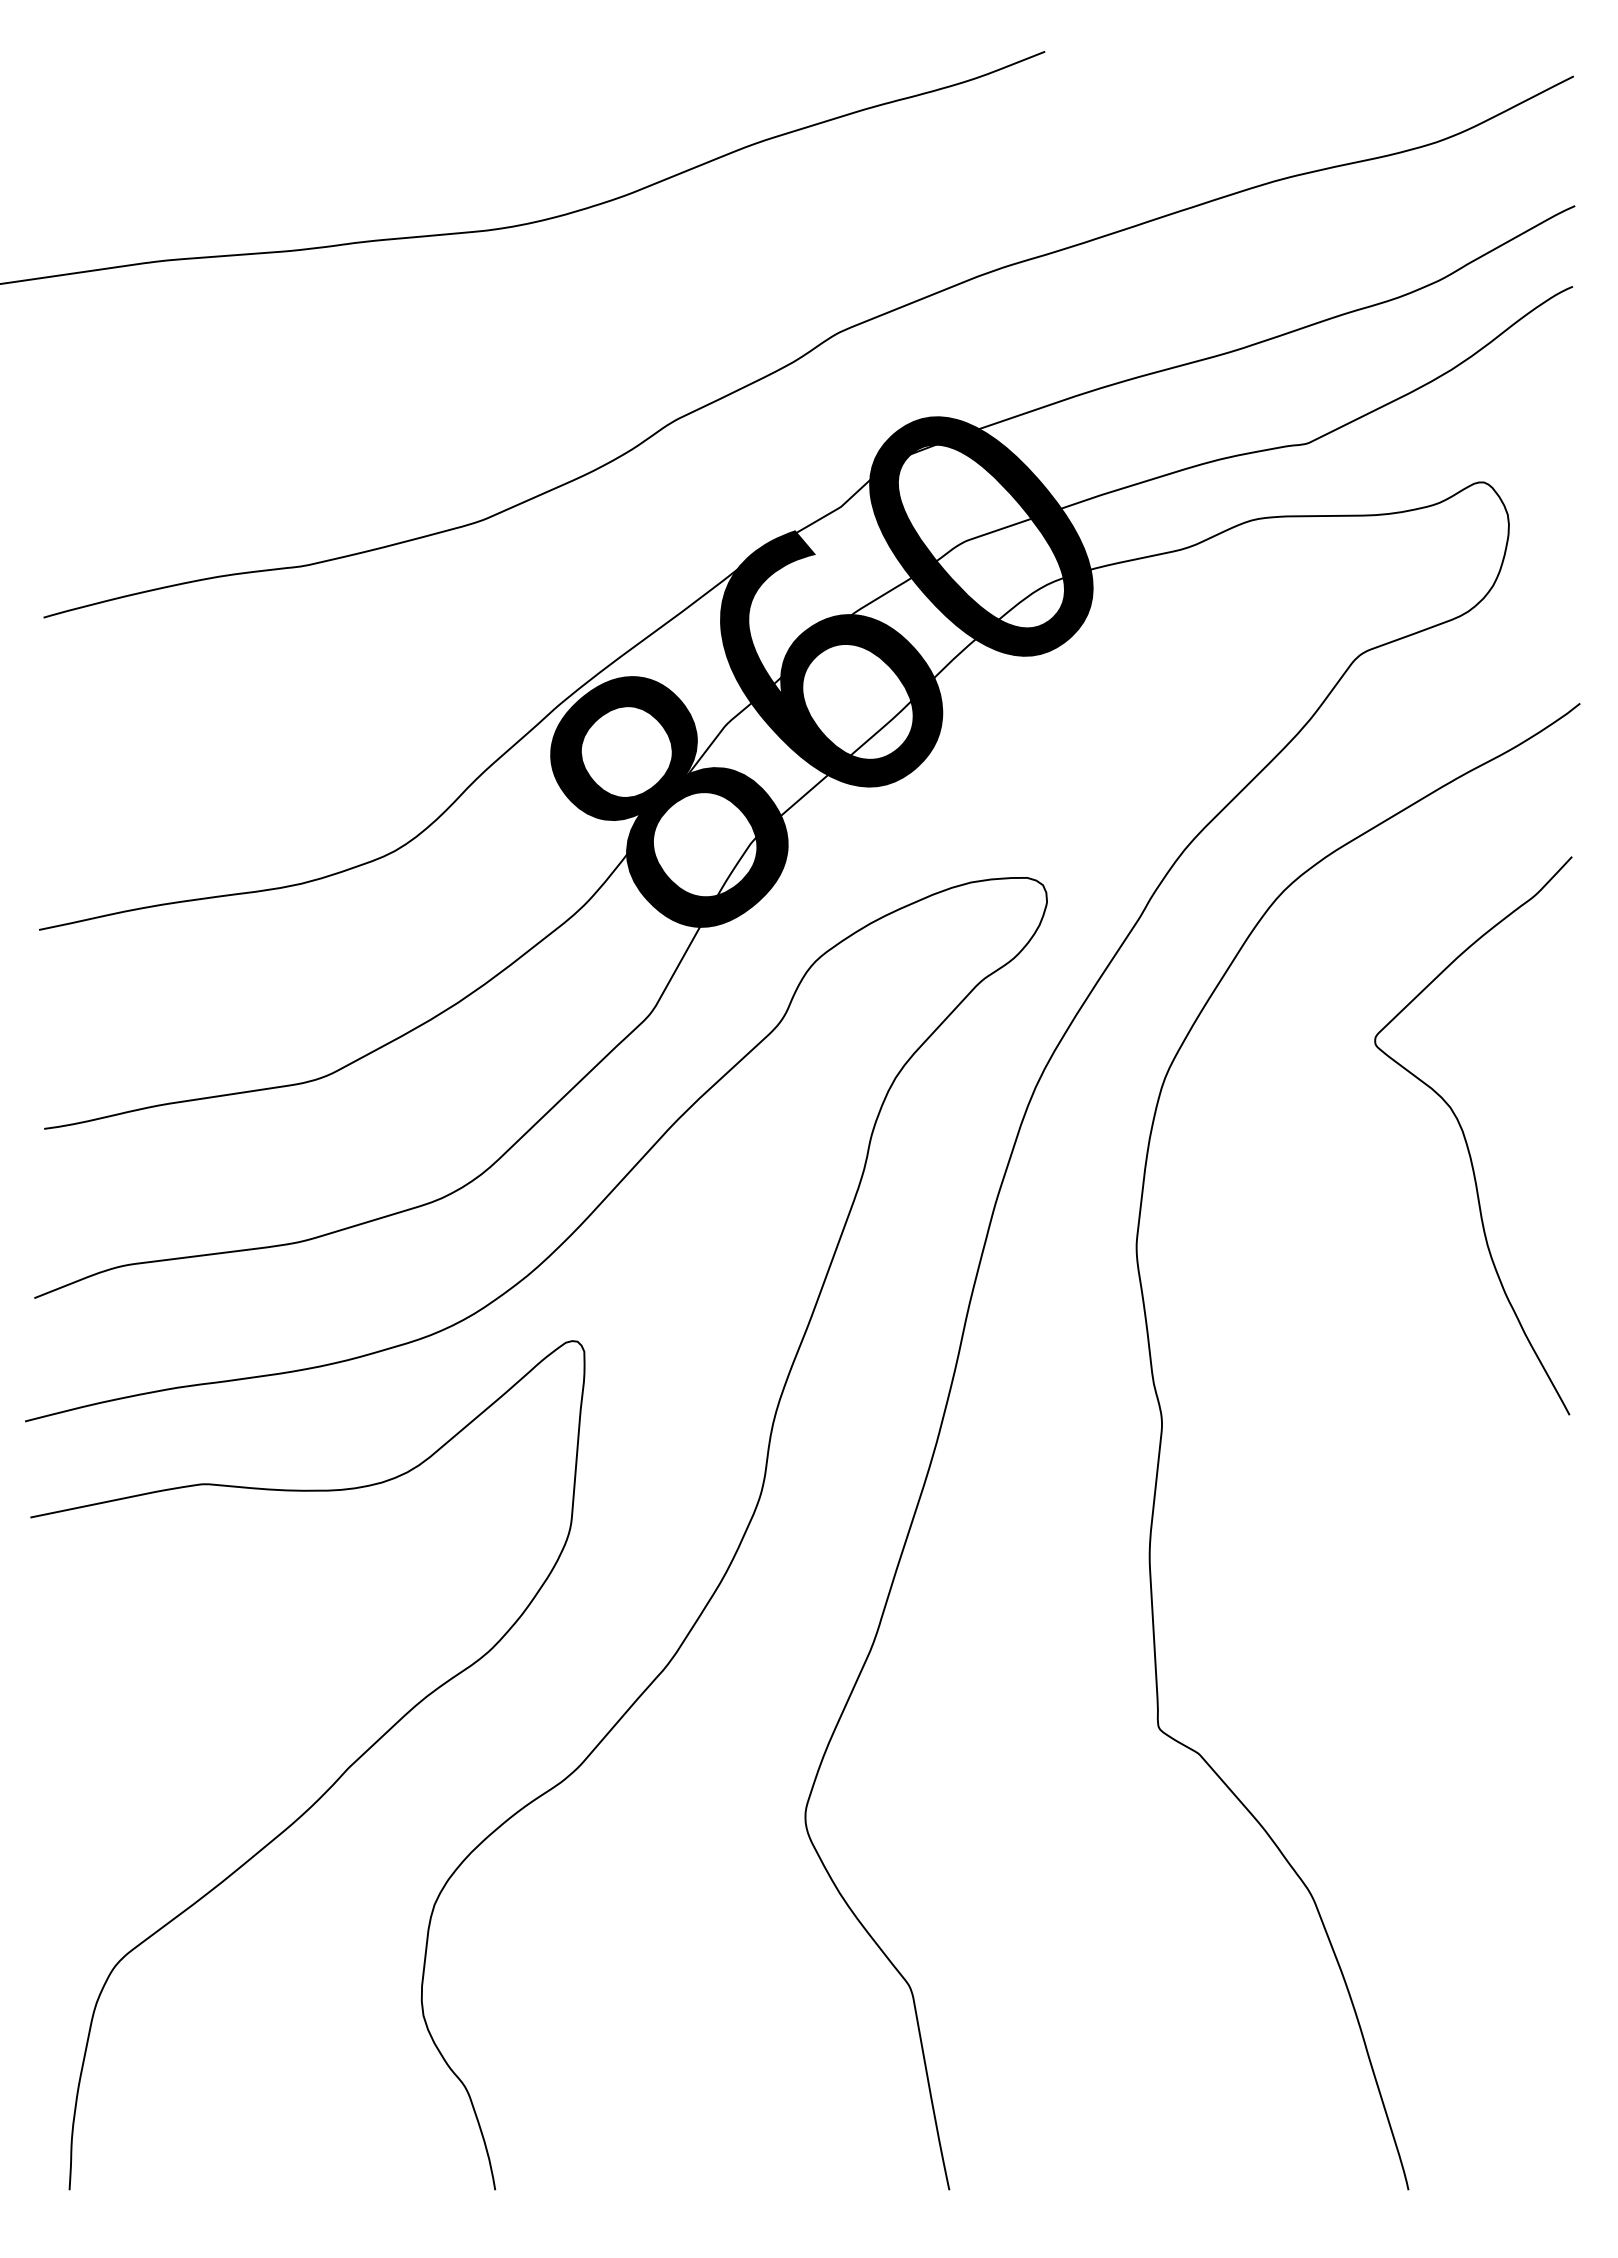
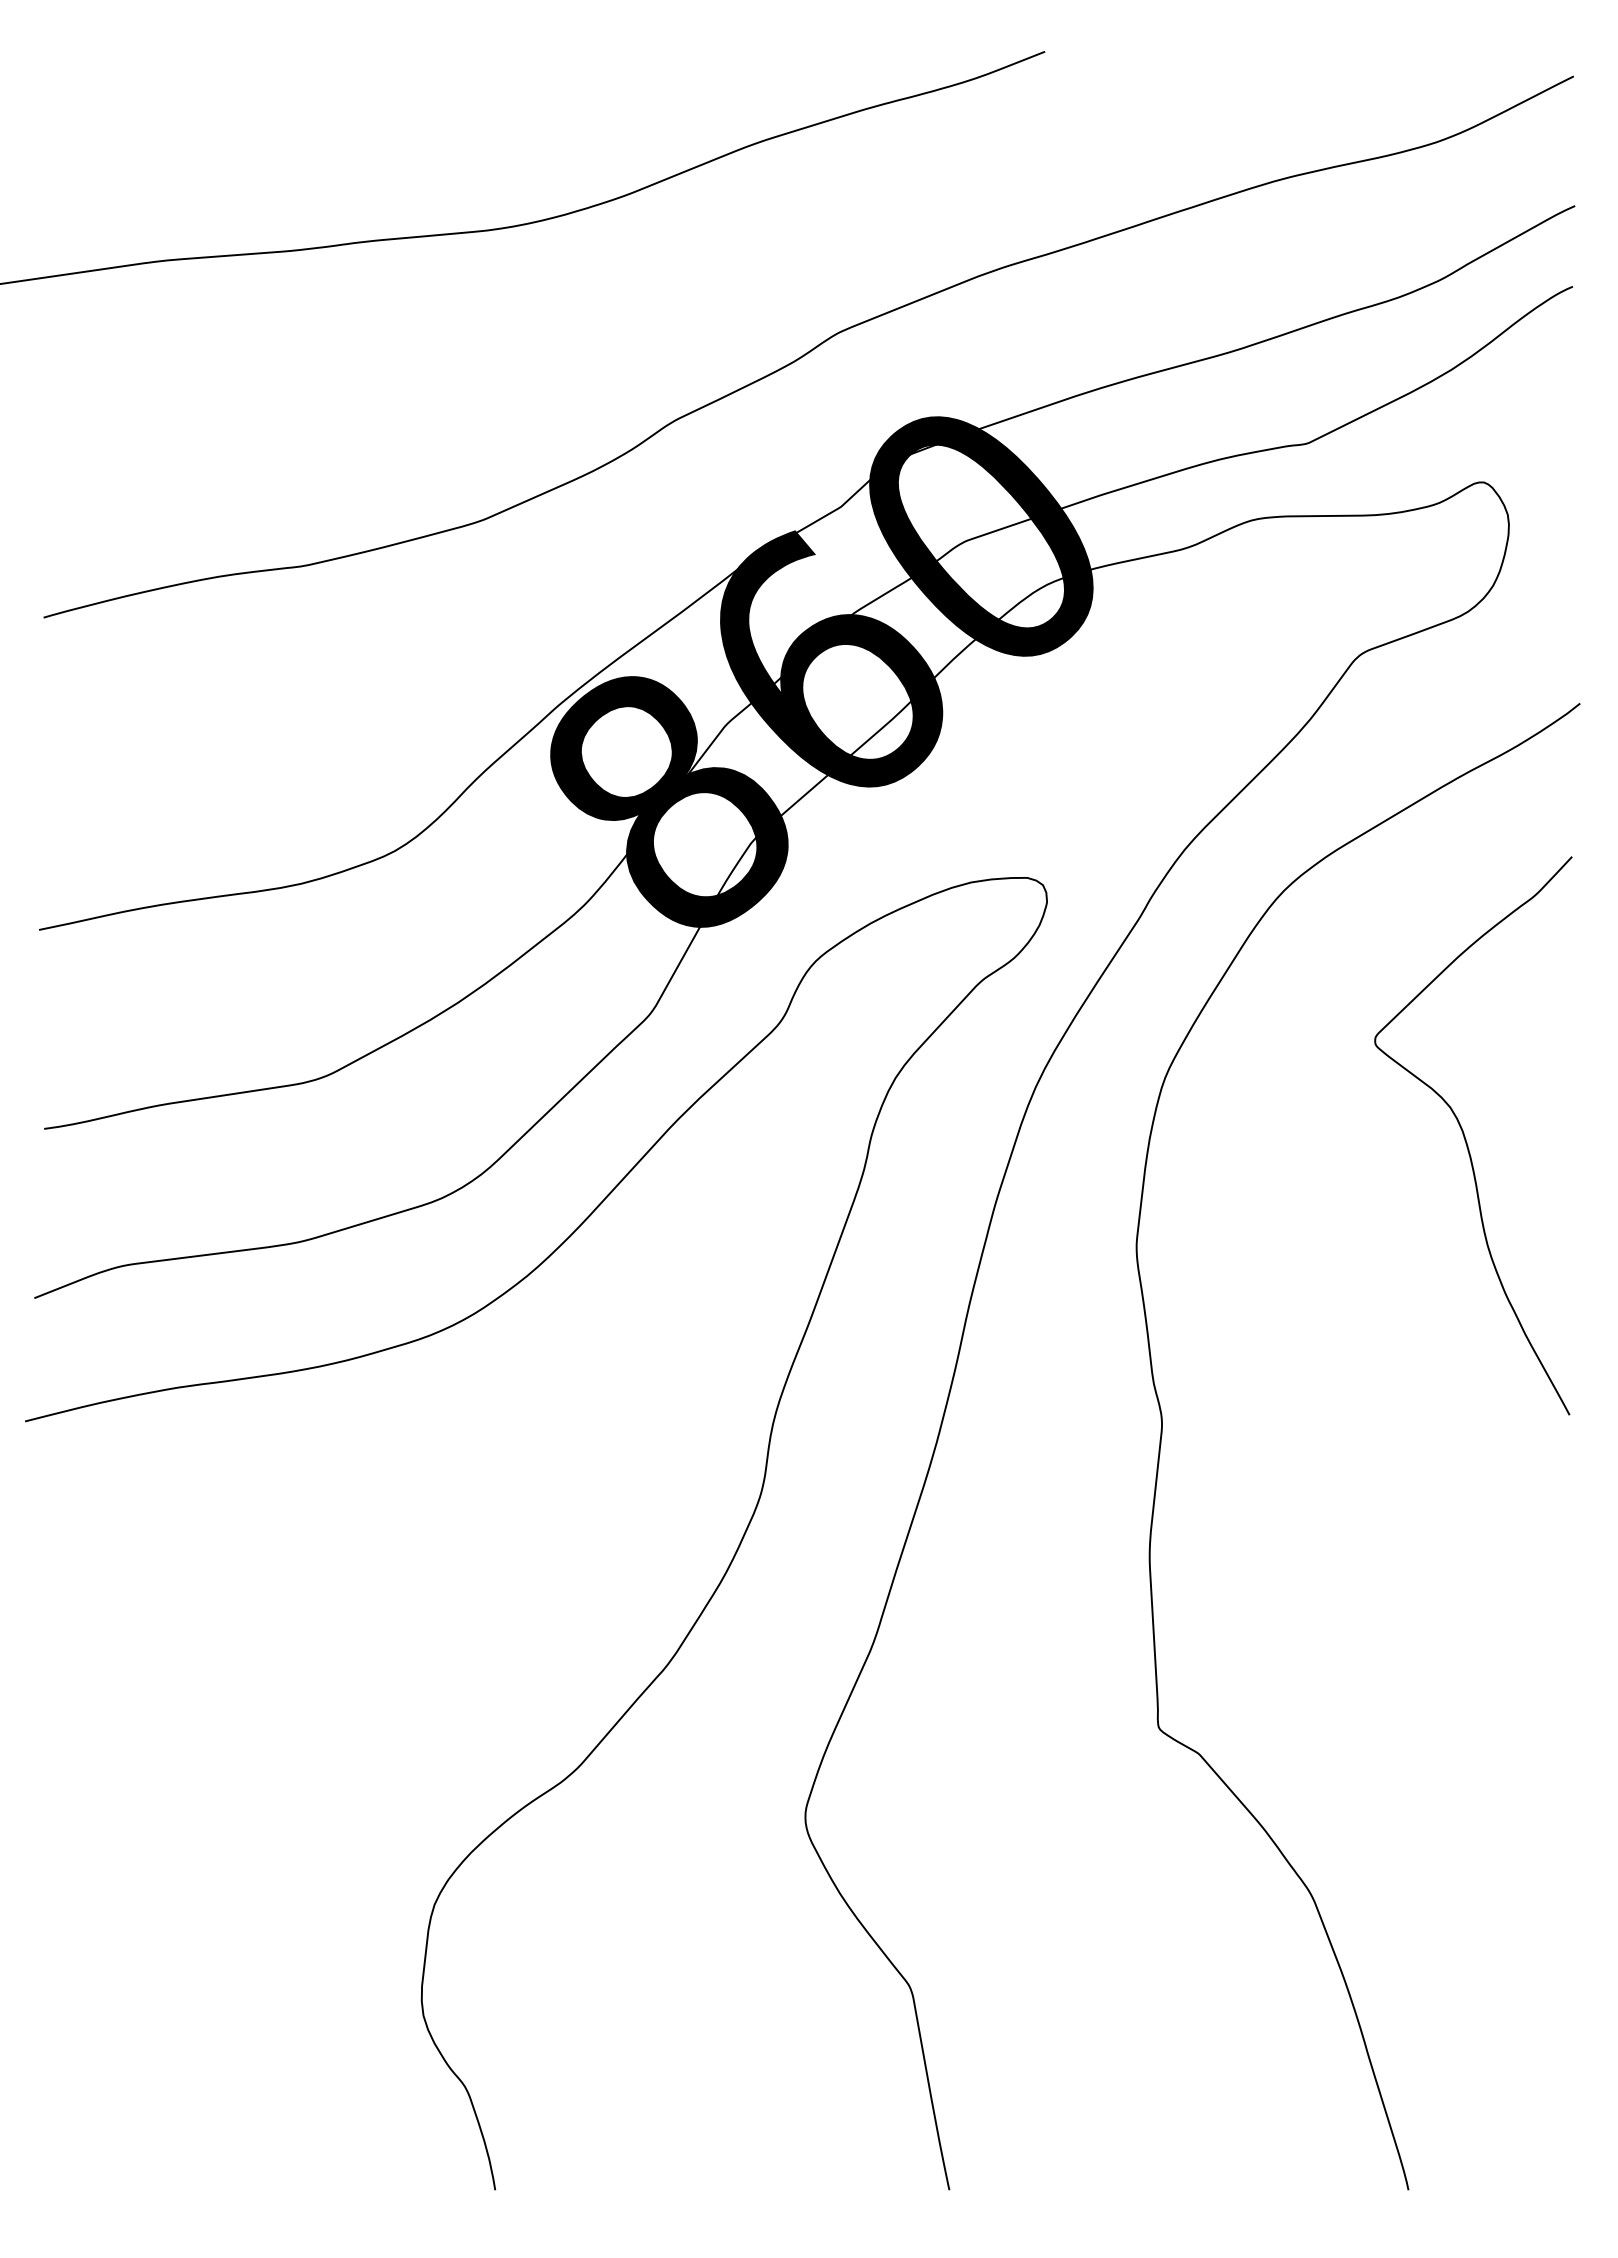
curve: present -> none (329, 1787)
